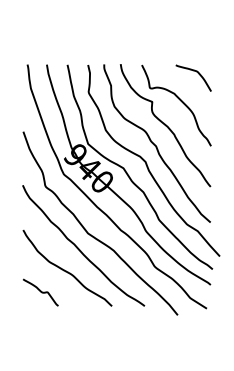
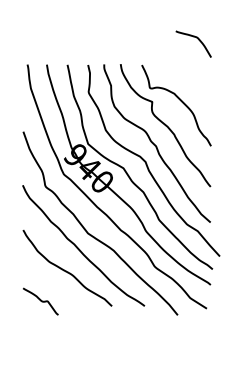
curve position: (197, 73) -> (197, 39) (197, 39)
curve position: (40, 292) -> (40, 301) (40, 301)
